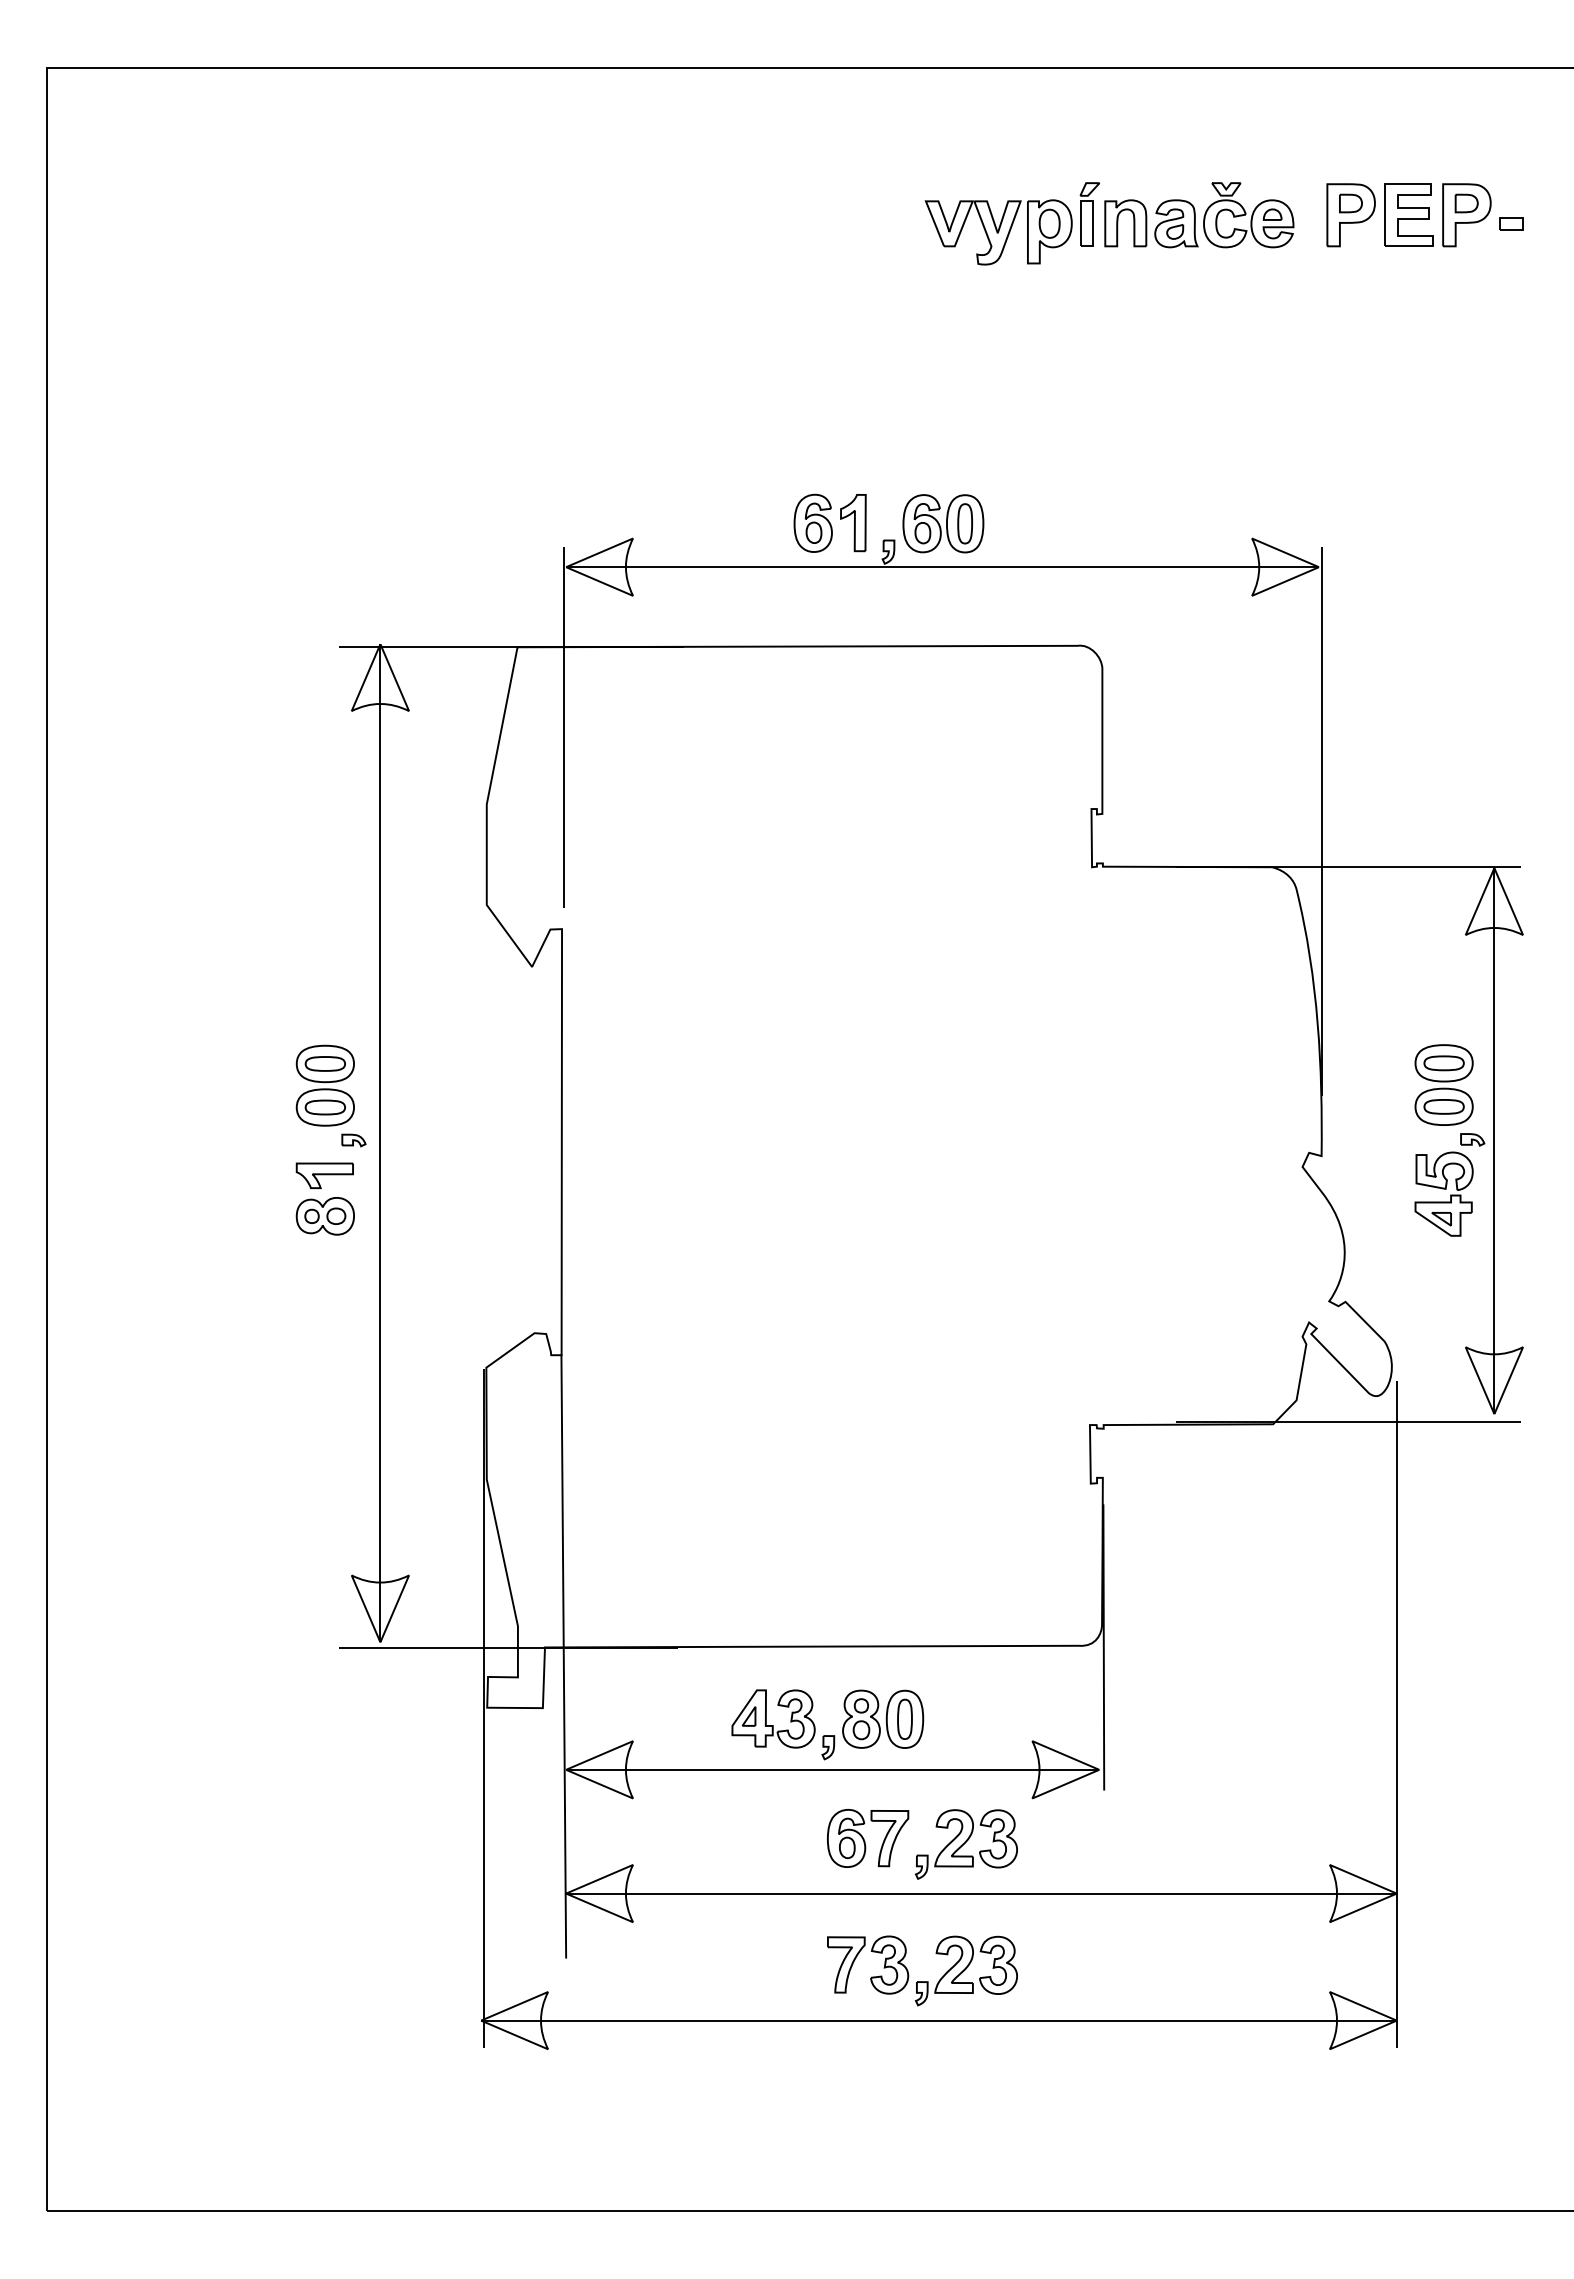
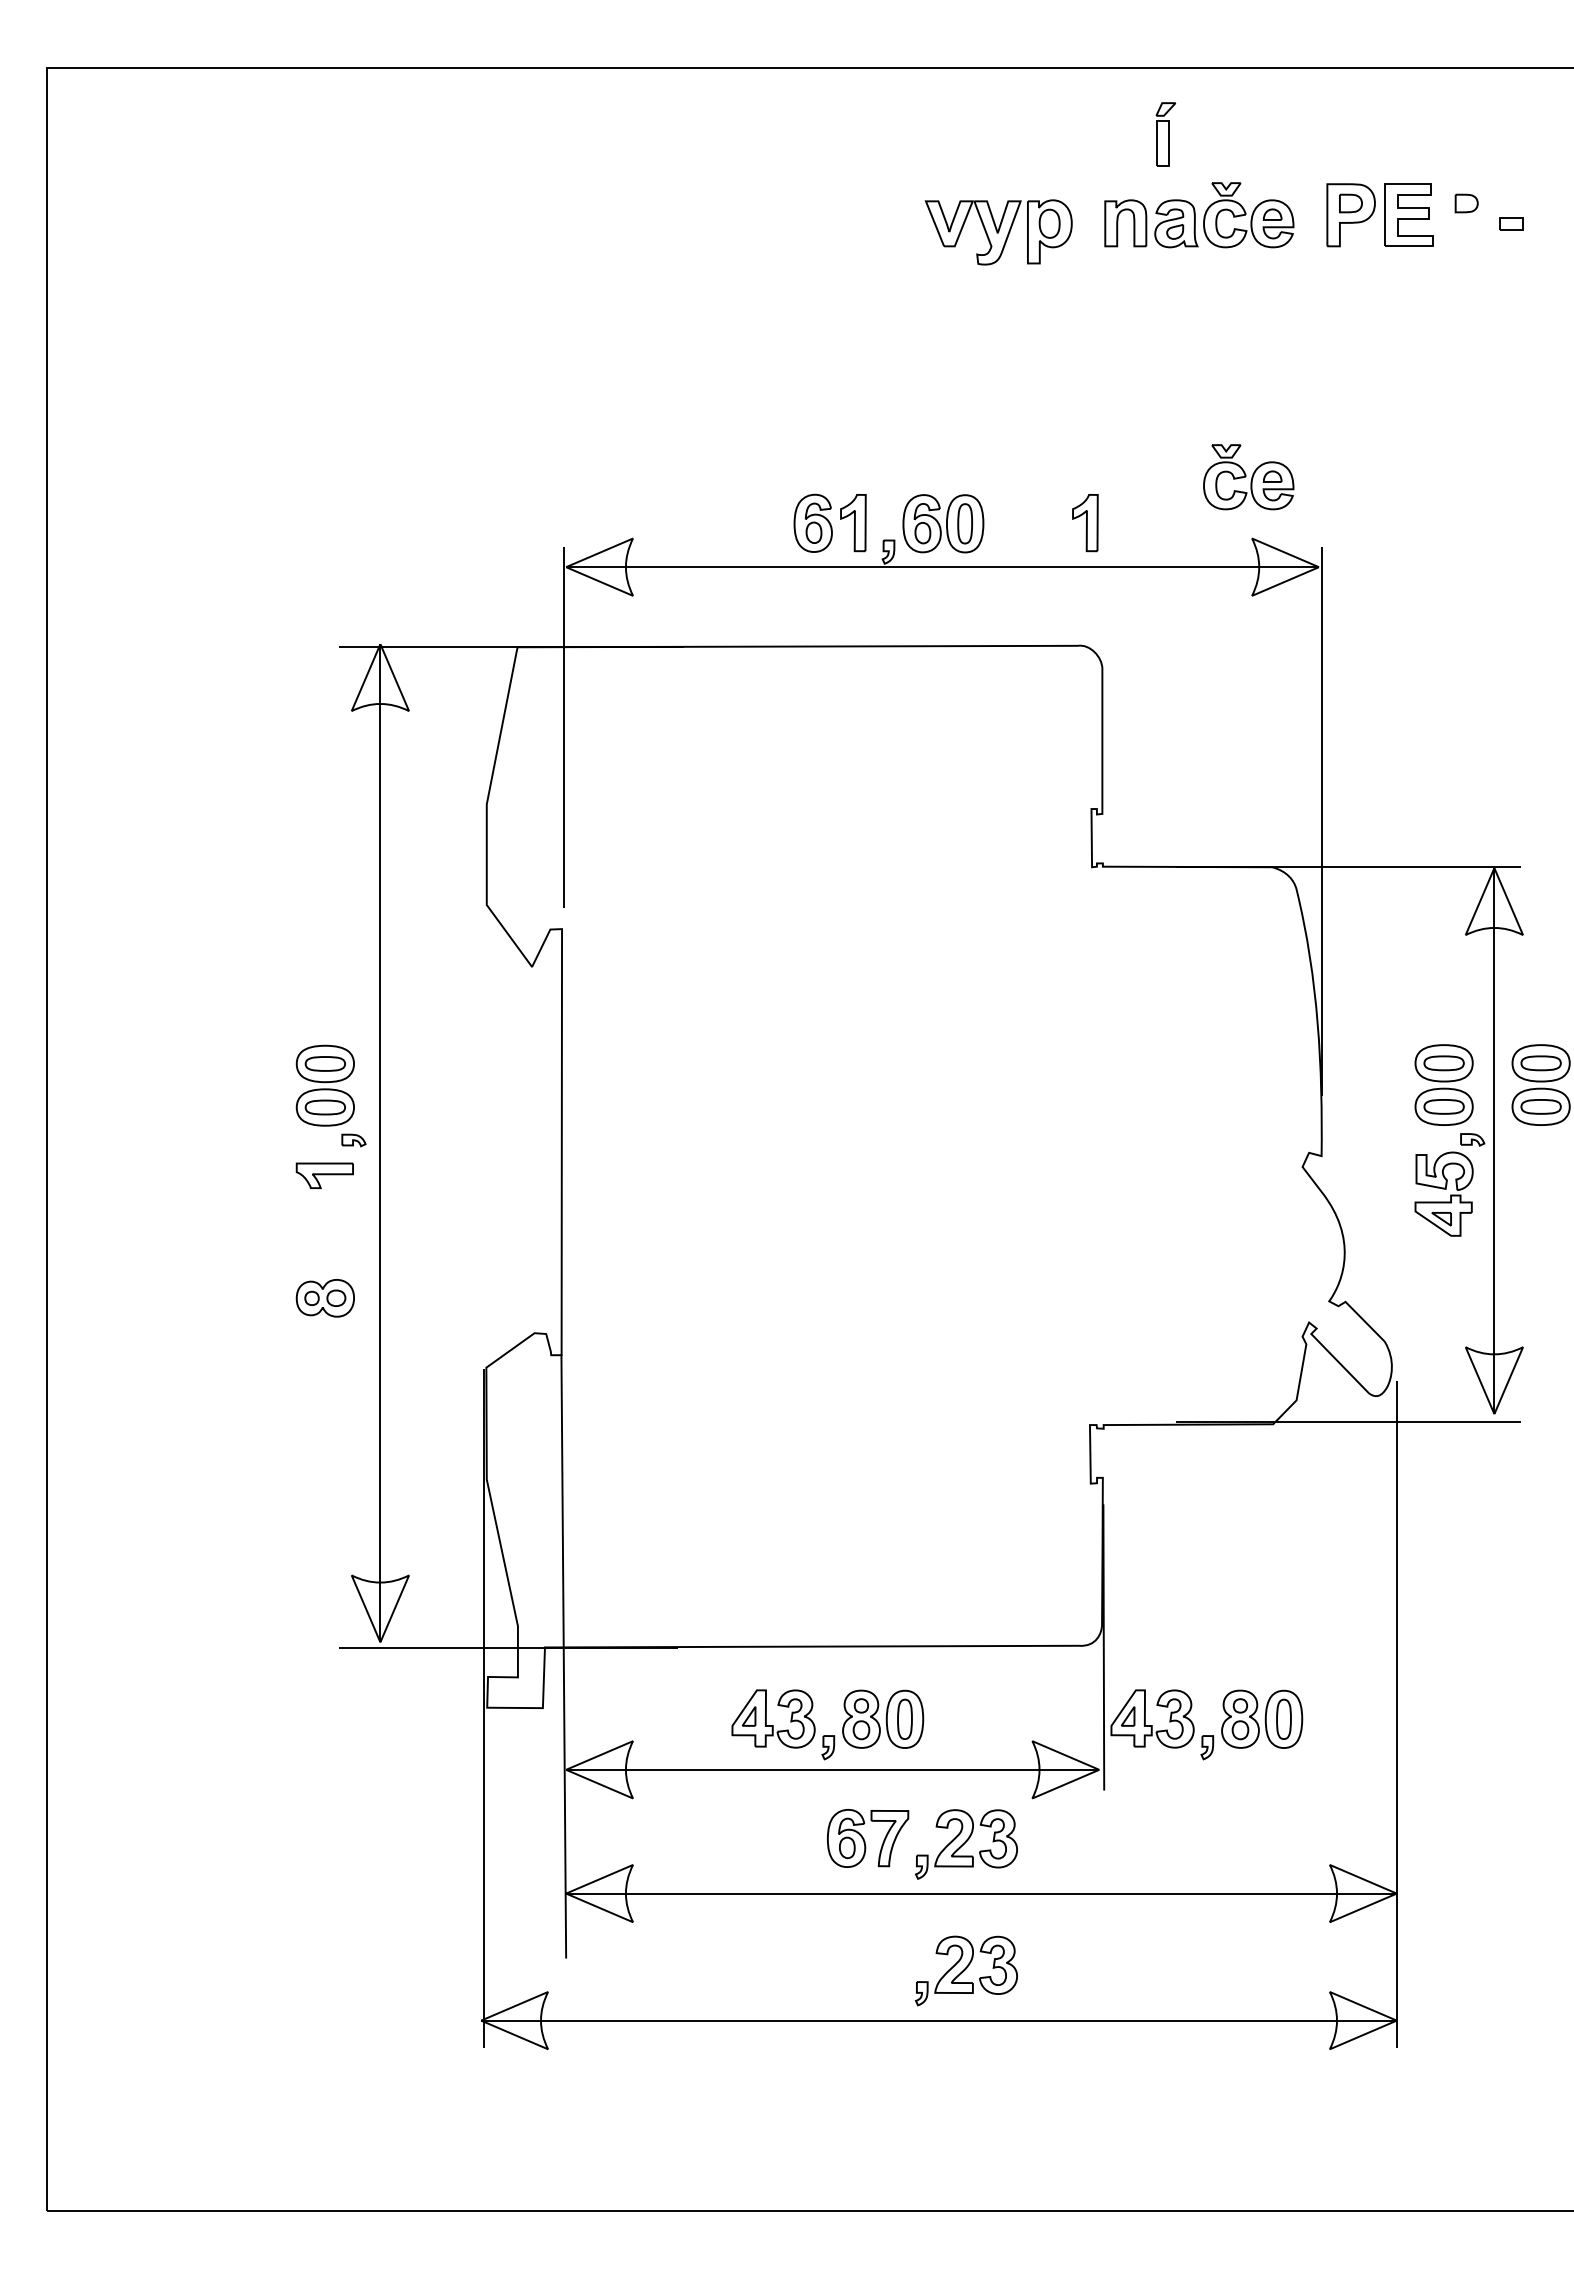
part position: (1089, 214) -> (1165, 134) (1165, 134)
part: present -> none (1466, 215)
part: none -> present (1248, 477)
part: none -> present (1085, 523)
part: none -> present (1540, 1084)
part position: (324, 1216) -> (324, 1298) (324, 1298)
part: none -> present (1206, 1735)
part: present -> none (871, 1976)
